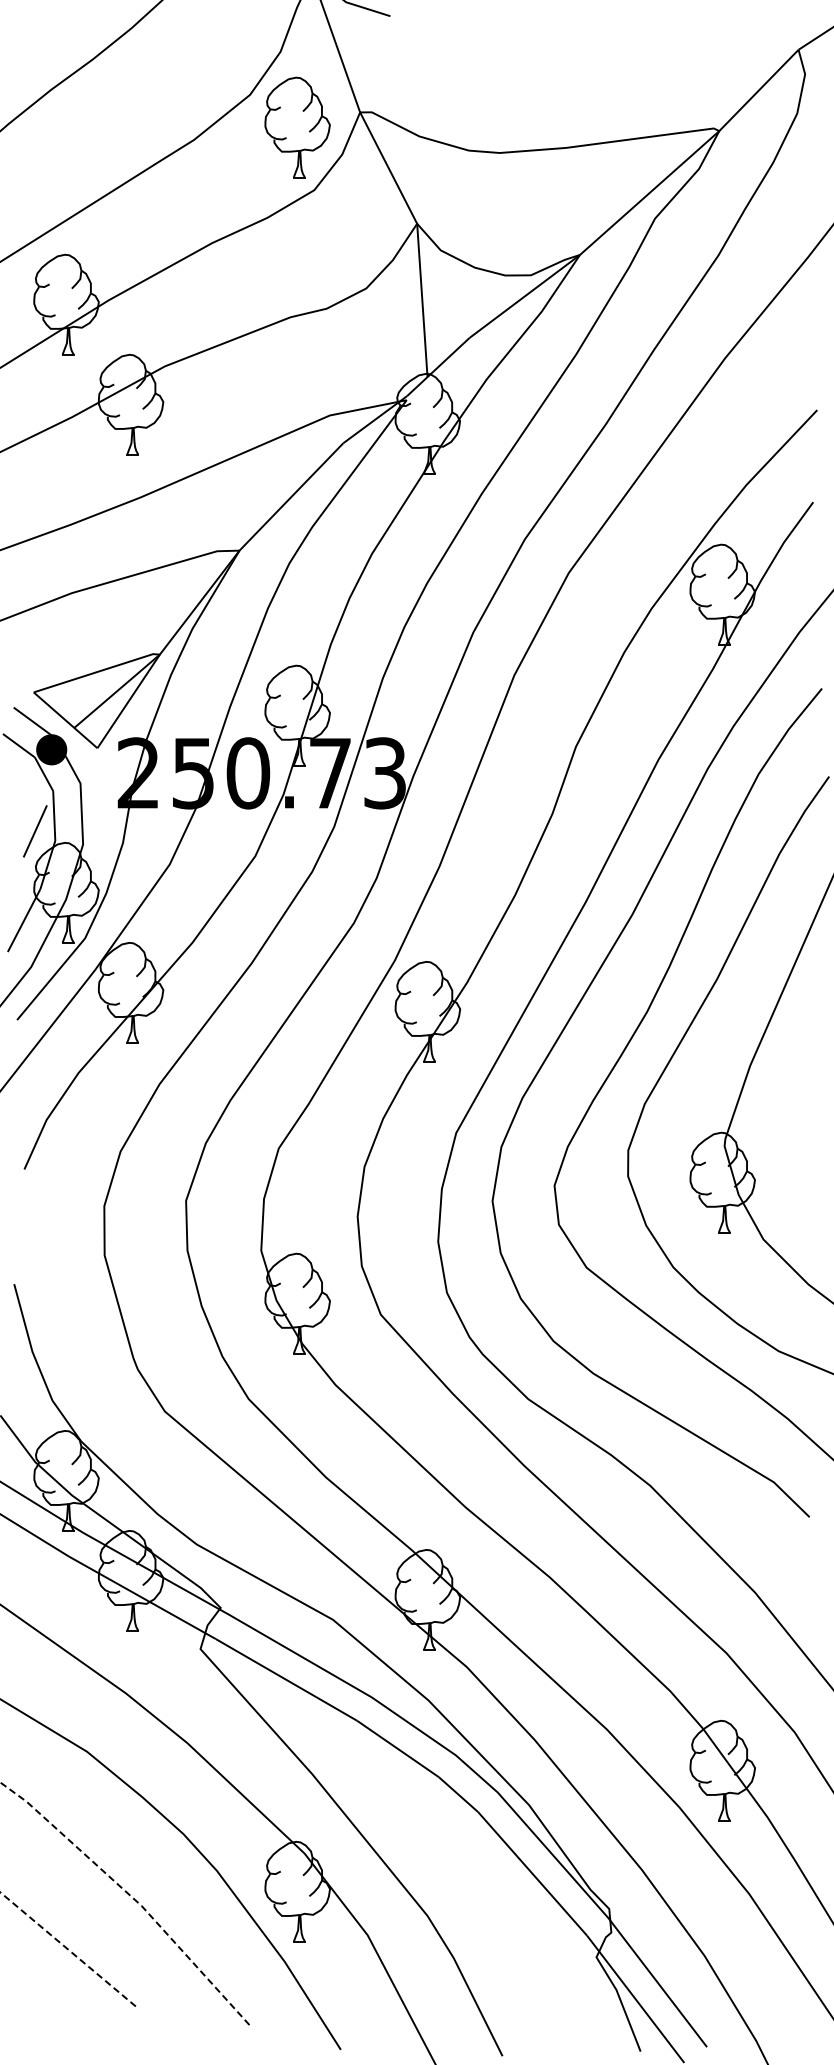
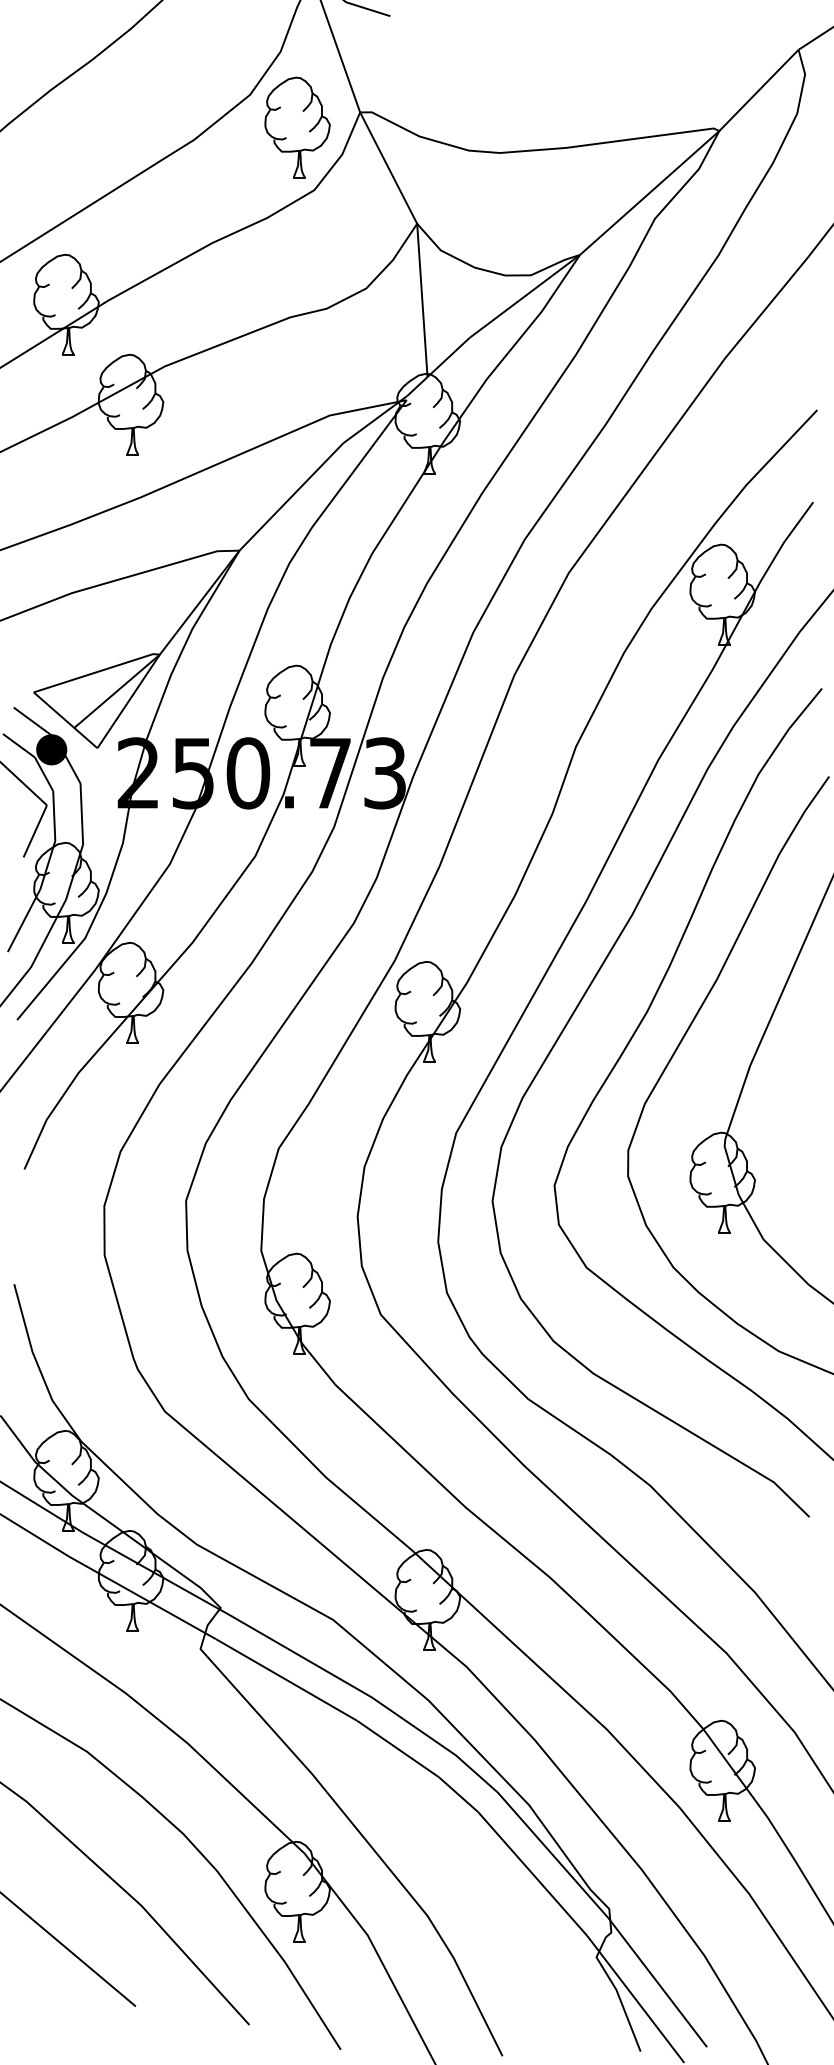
line: none -> present (24, 784)
line: dashed -> solid (131, 1896)
line: dashed -> solid (68, 1949)
